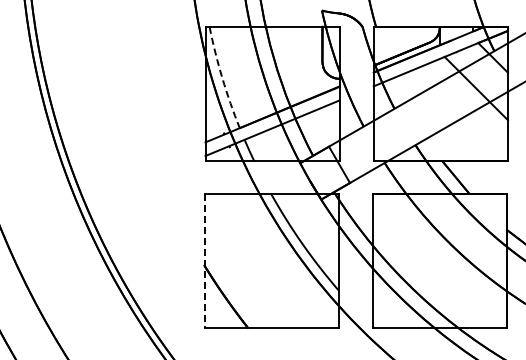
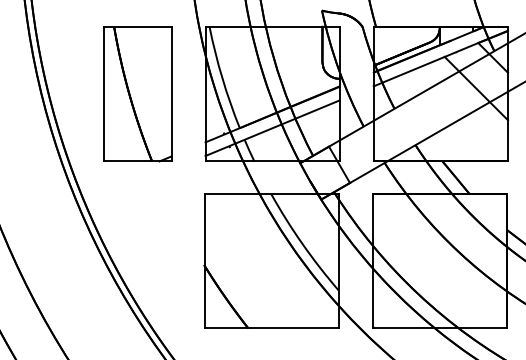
arc: dashed -> solid (222, 78)
part: none -> present (137, 94)
line: dashed -> solid (204, 261)
